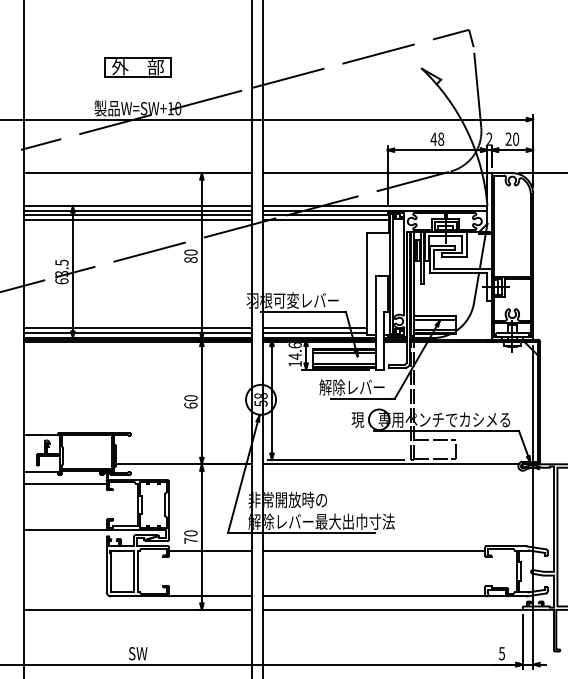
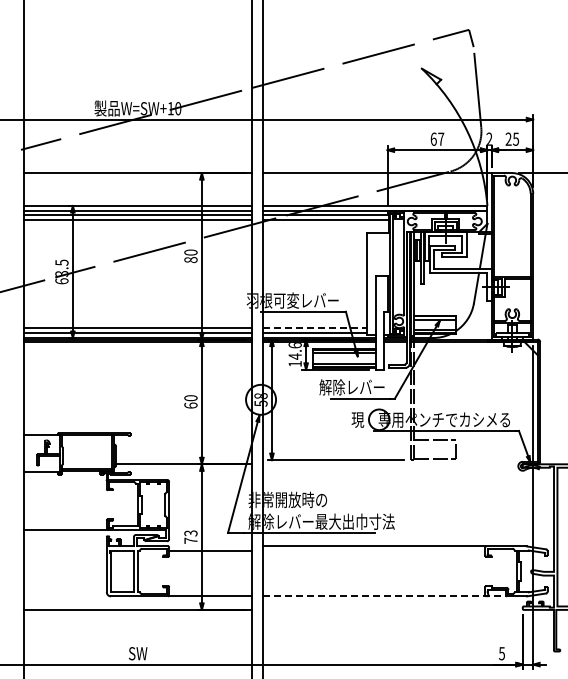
part: present -> none (137, 67)
text: 48 -> 67 (437, 138)
text: 20 -> 25 (516, 138)
line: solid -> dashed (315, 327)
line: present -> none (390, 464)
line: present -> none (64, 484)
text: 70 -> 73 (190, 533)
line position: (373, 551) -> (373, 546) (373, 546)
line: solid -> dashed (385, 596)
line: present -> none (392, 609)
